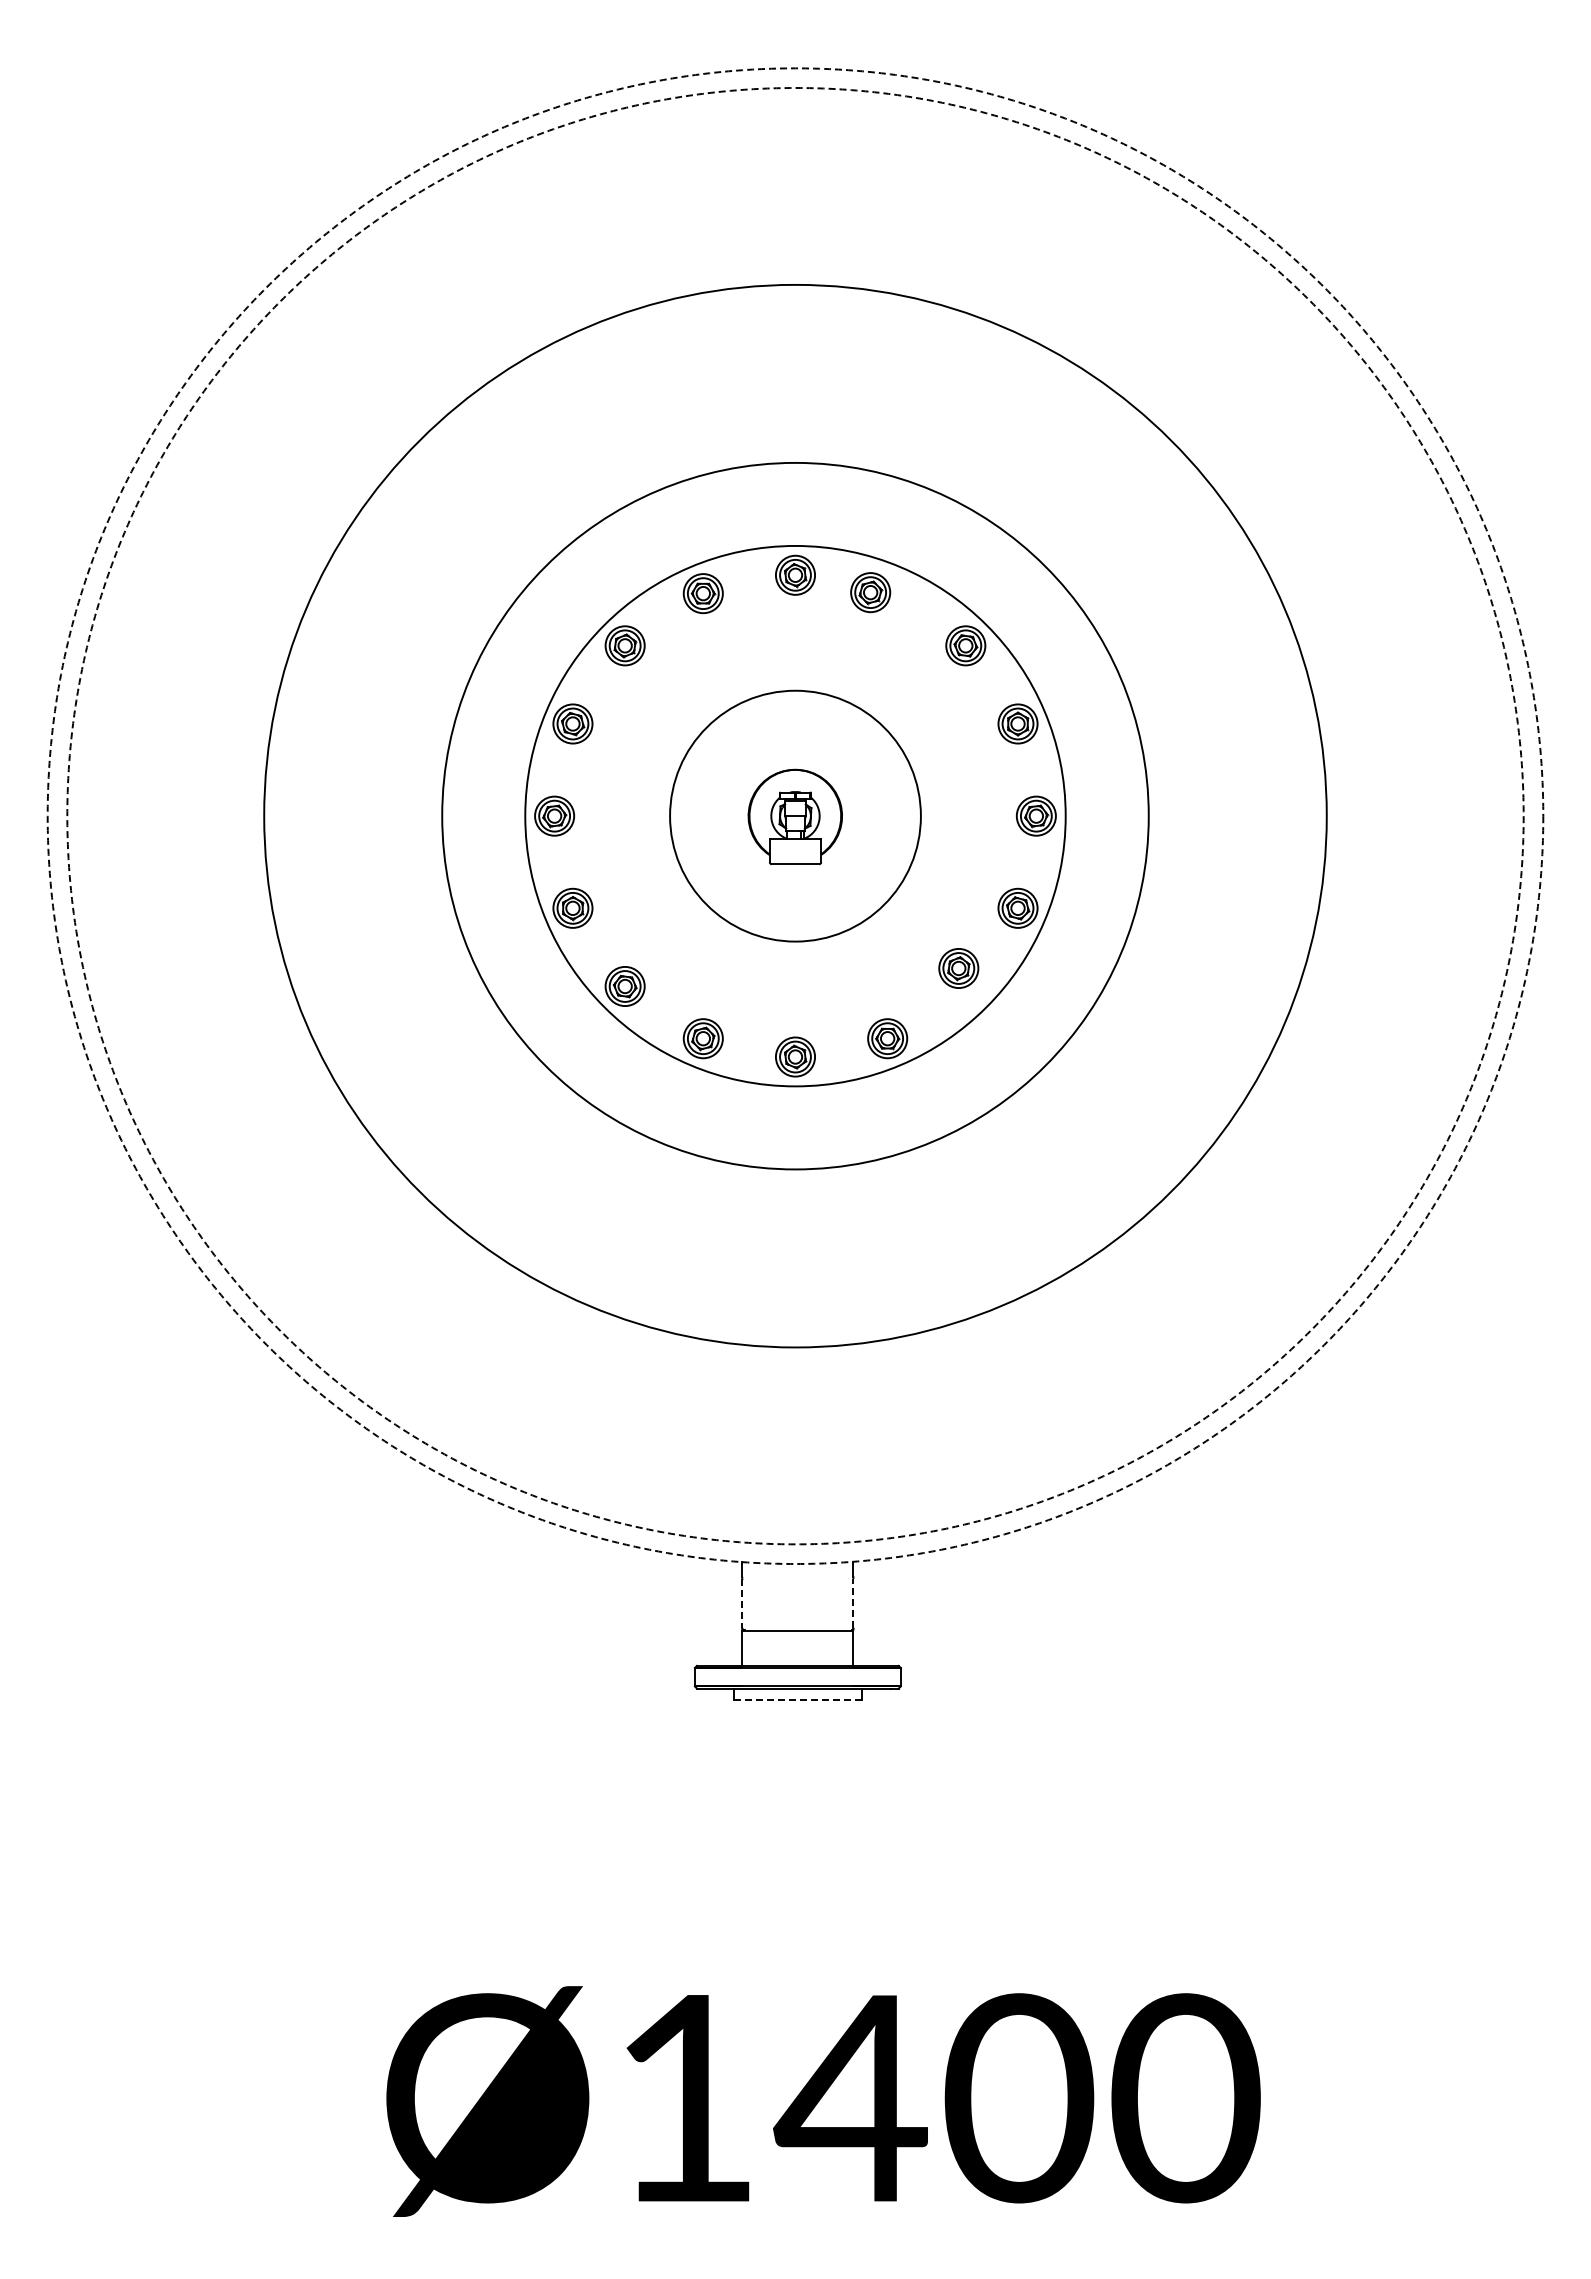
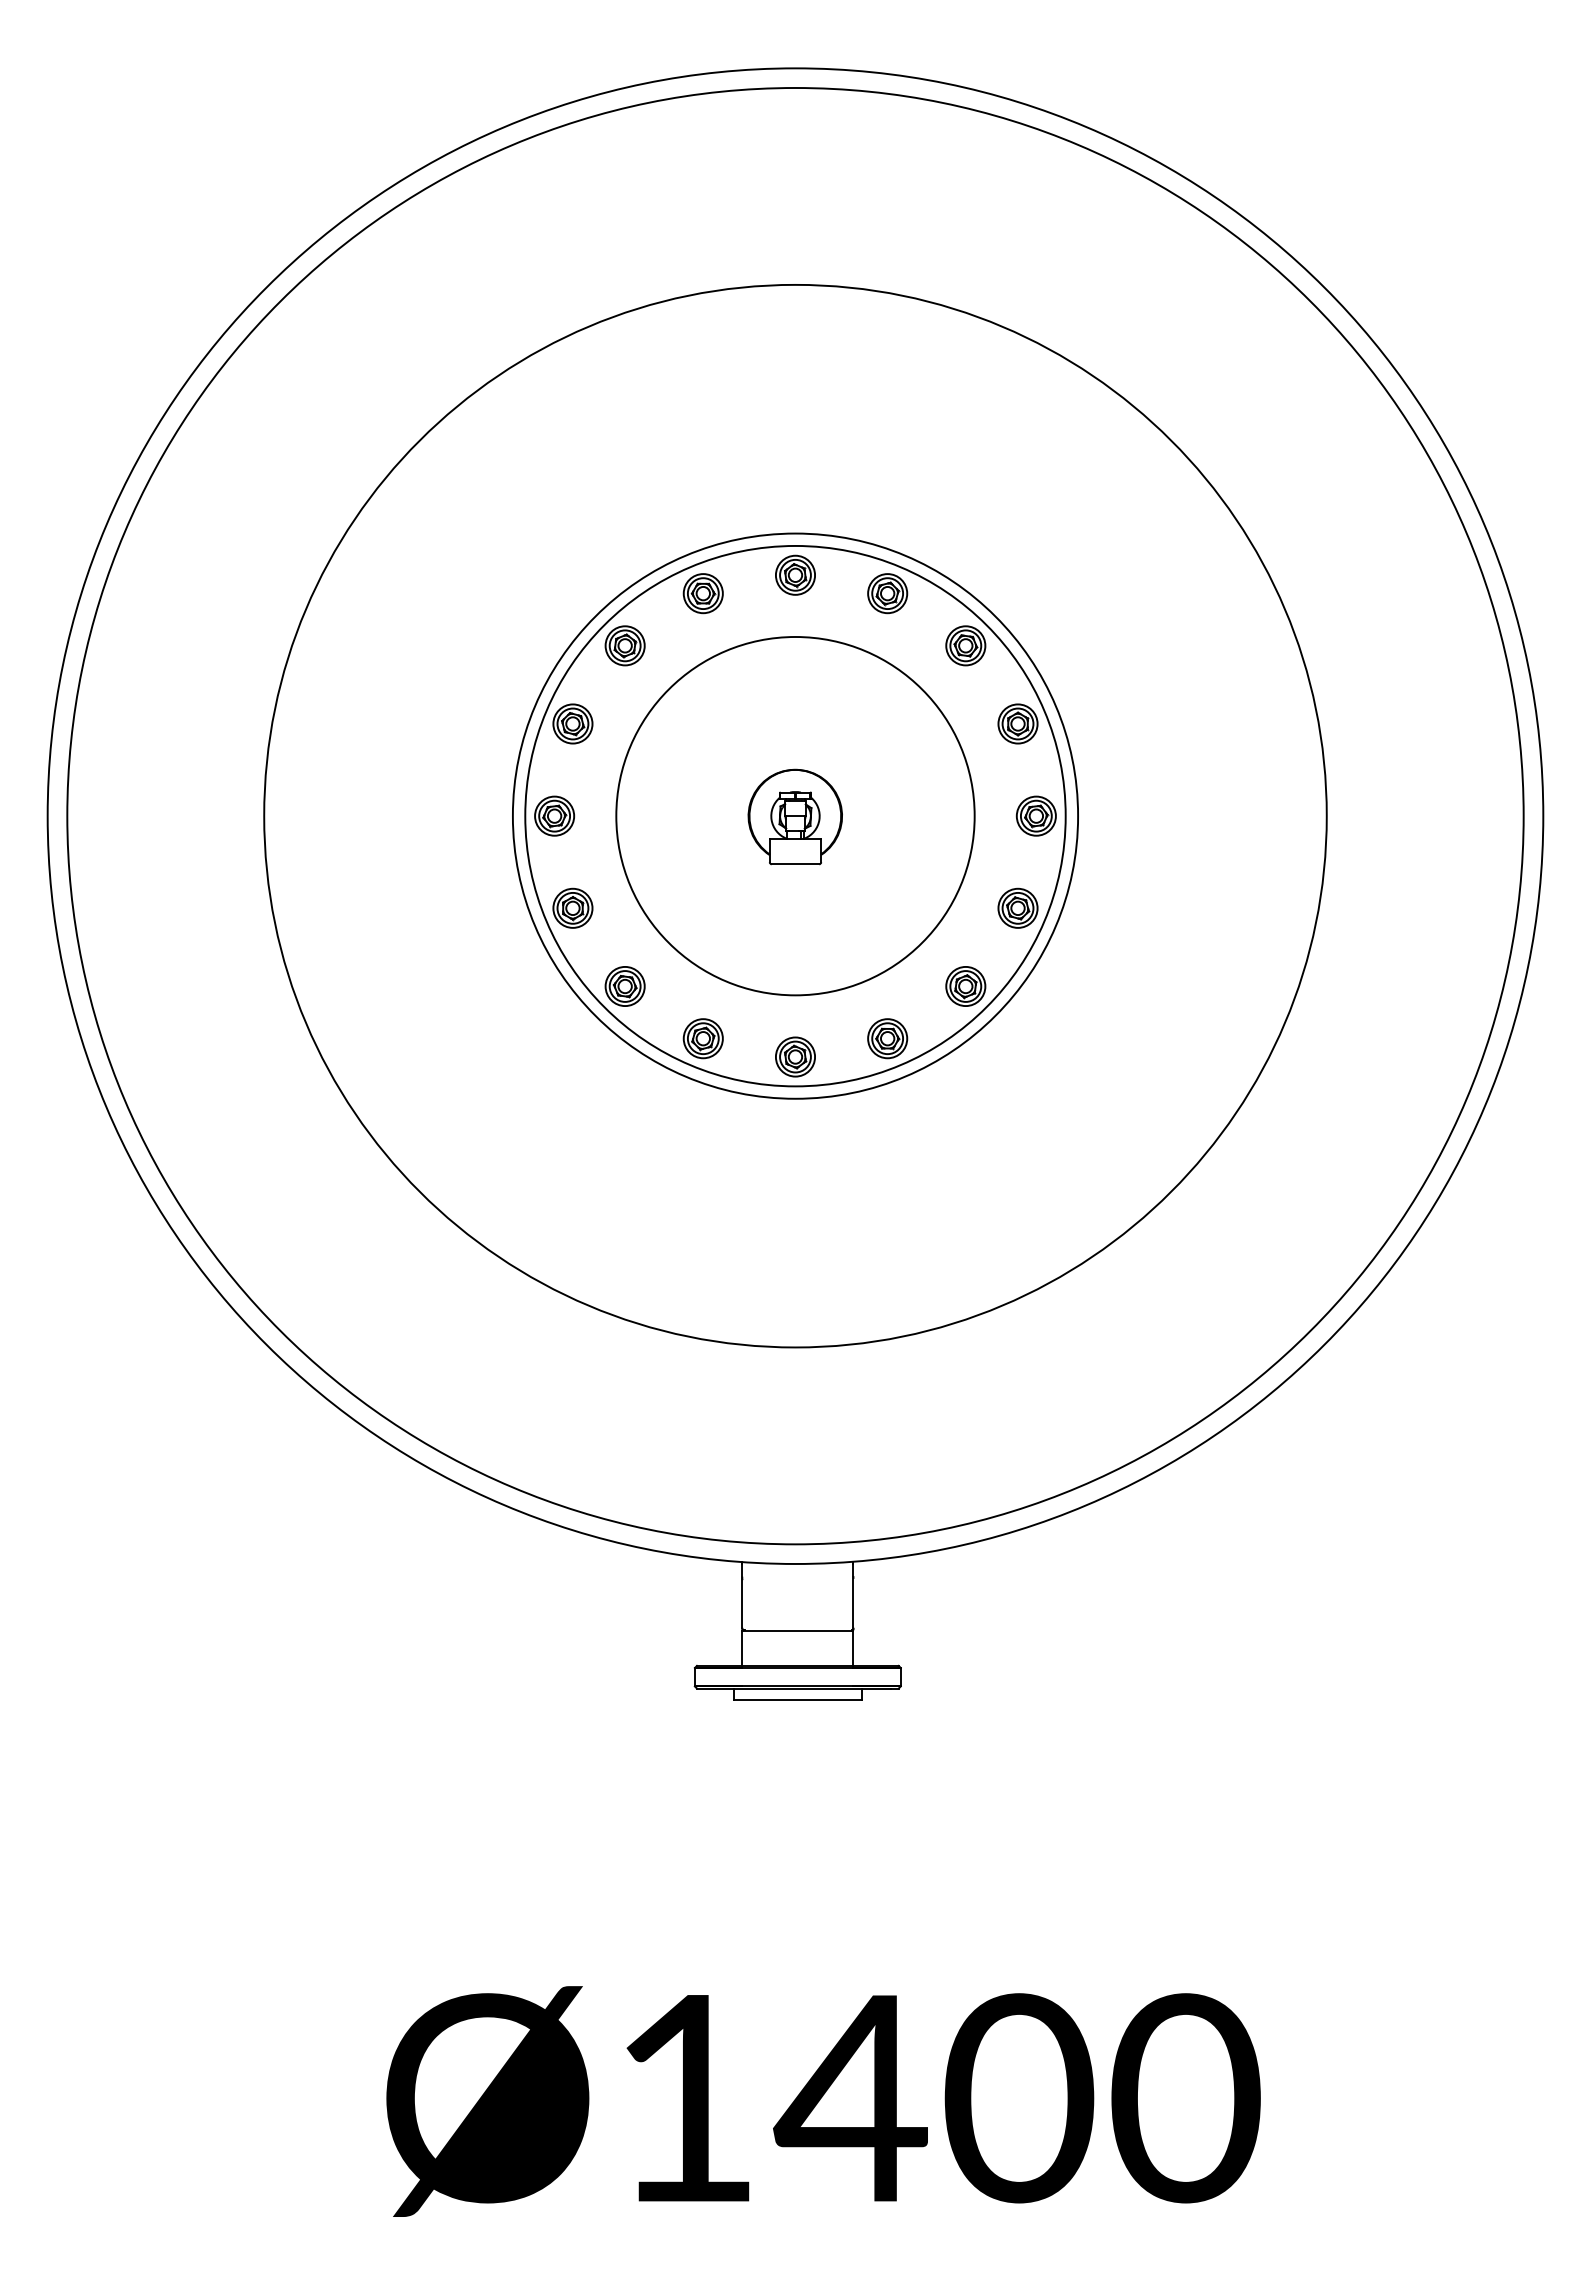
part position: (870, 592) -> (887, 593) (887, 593)
circle diameter: 251 px -> 358 px (795, 816)
circle diameter: 707 px -> 565 px (795, 815)
circle: dashed -> solid (795, 815)
circle: dashed -> solid (795, 816)
part position: (958, 968) -> (965, 986) (965, 986)
line: dashed -> solid (853, 1602)
line: dashed -> solid (742, 1603)
line: dashed -> solid (797, 1699)
